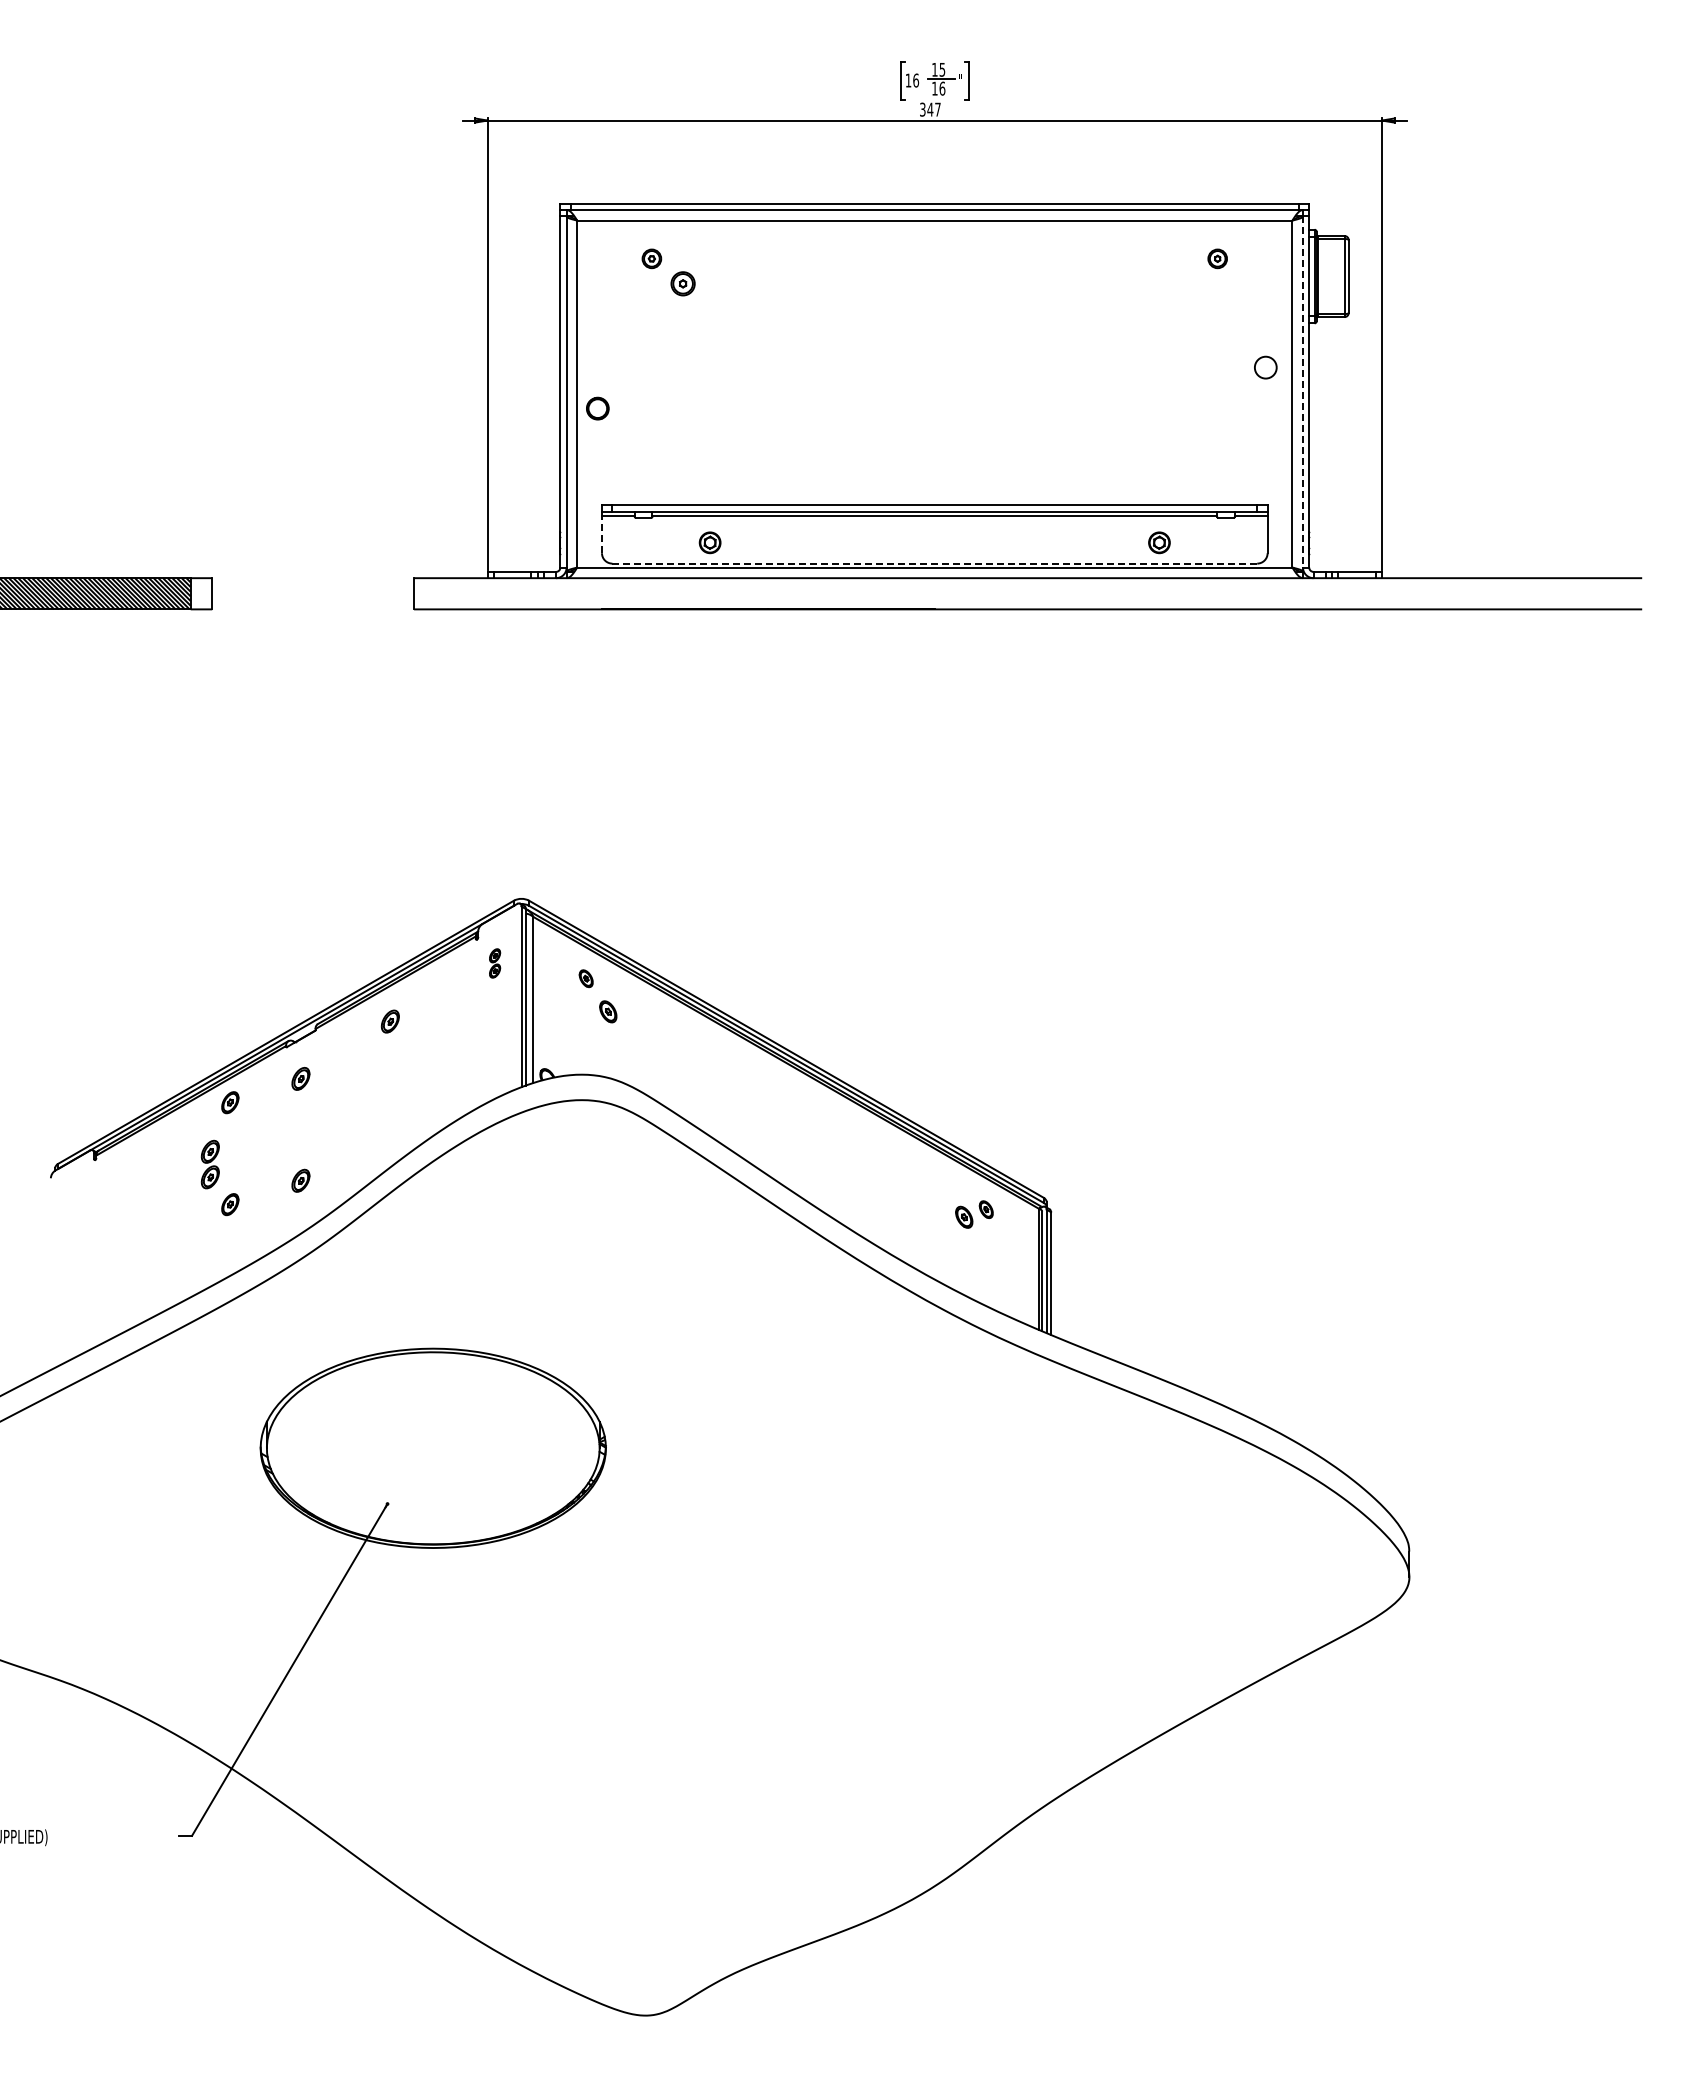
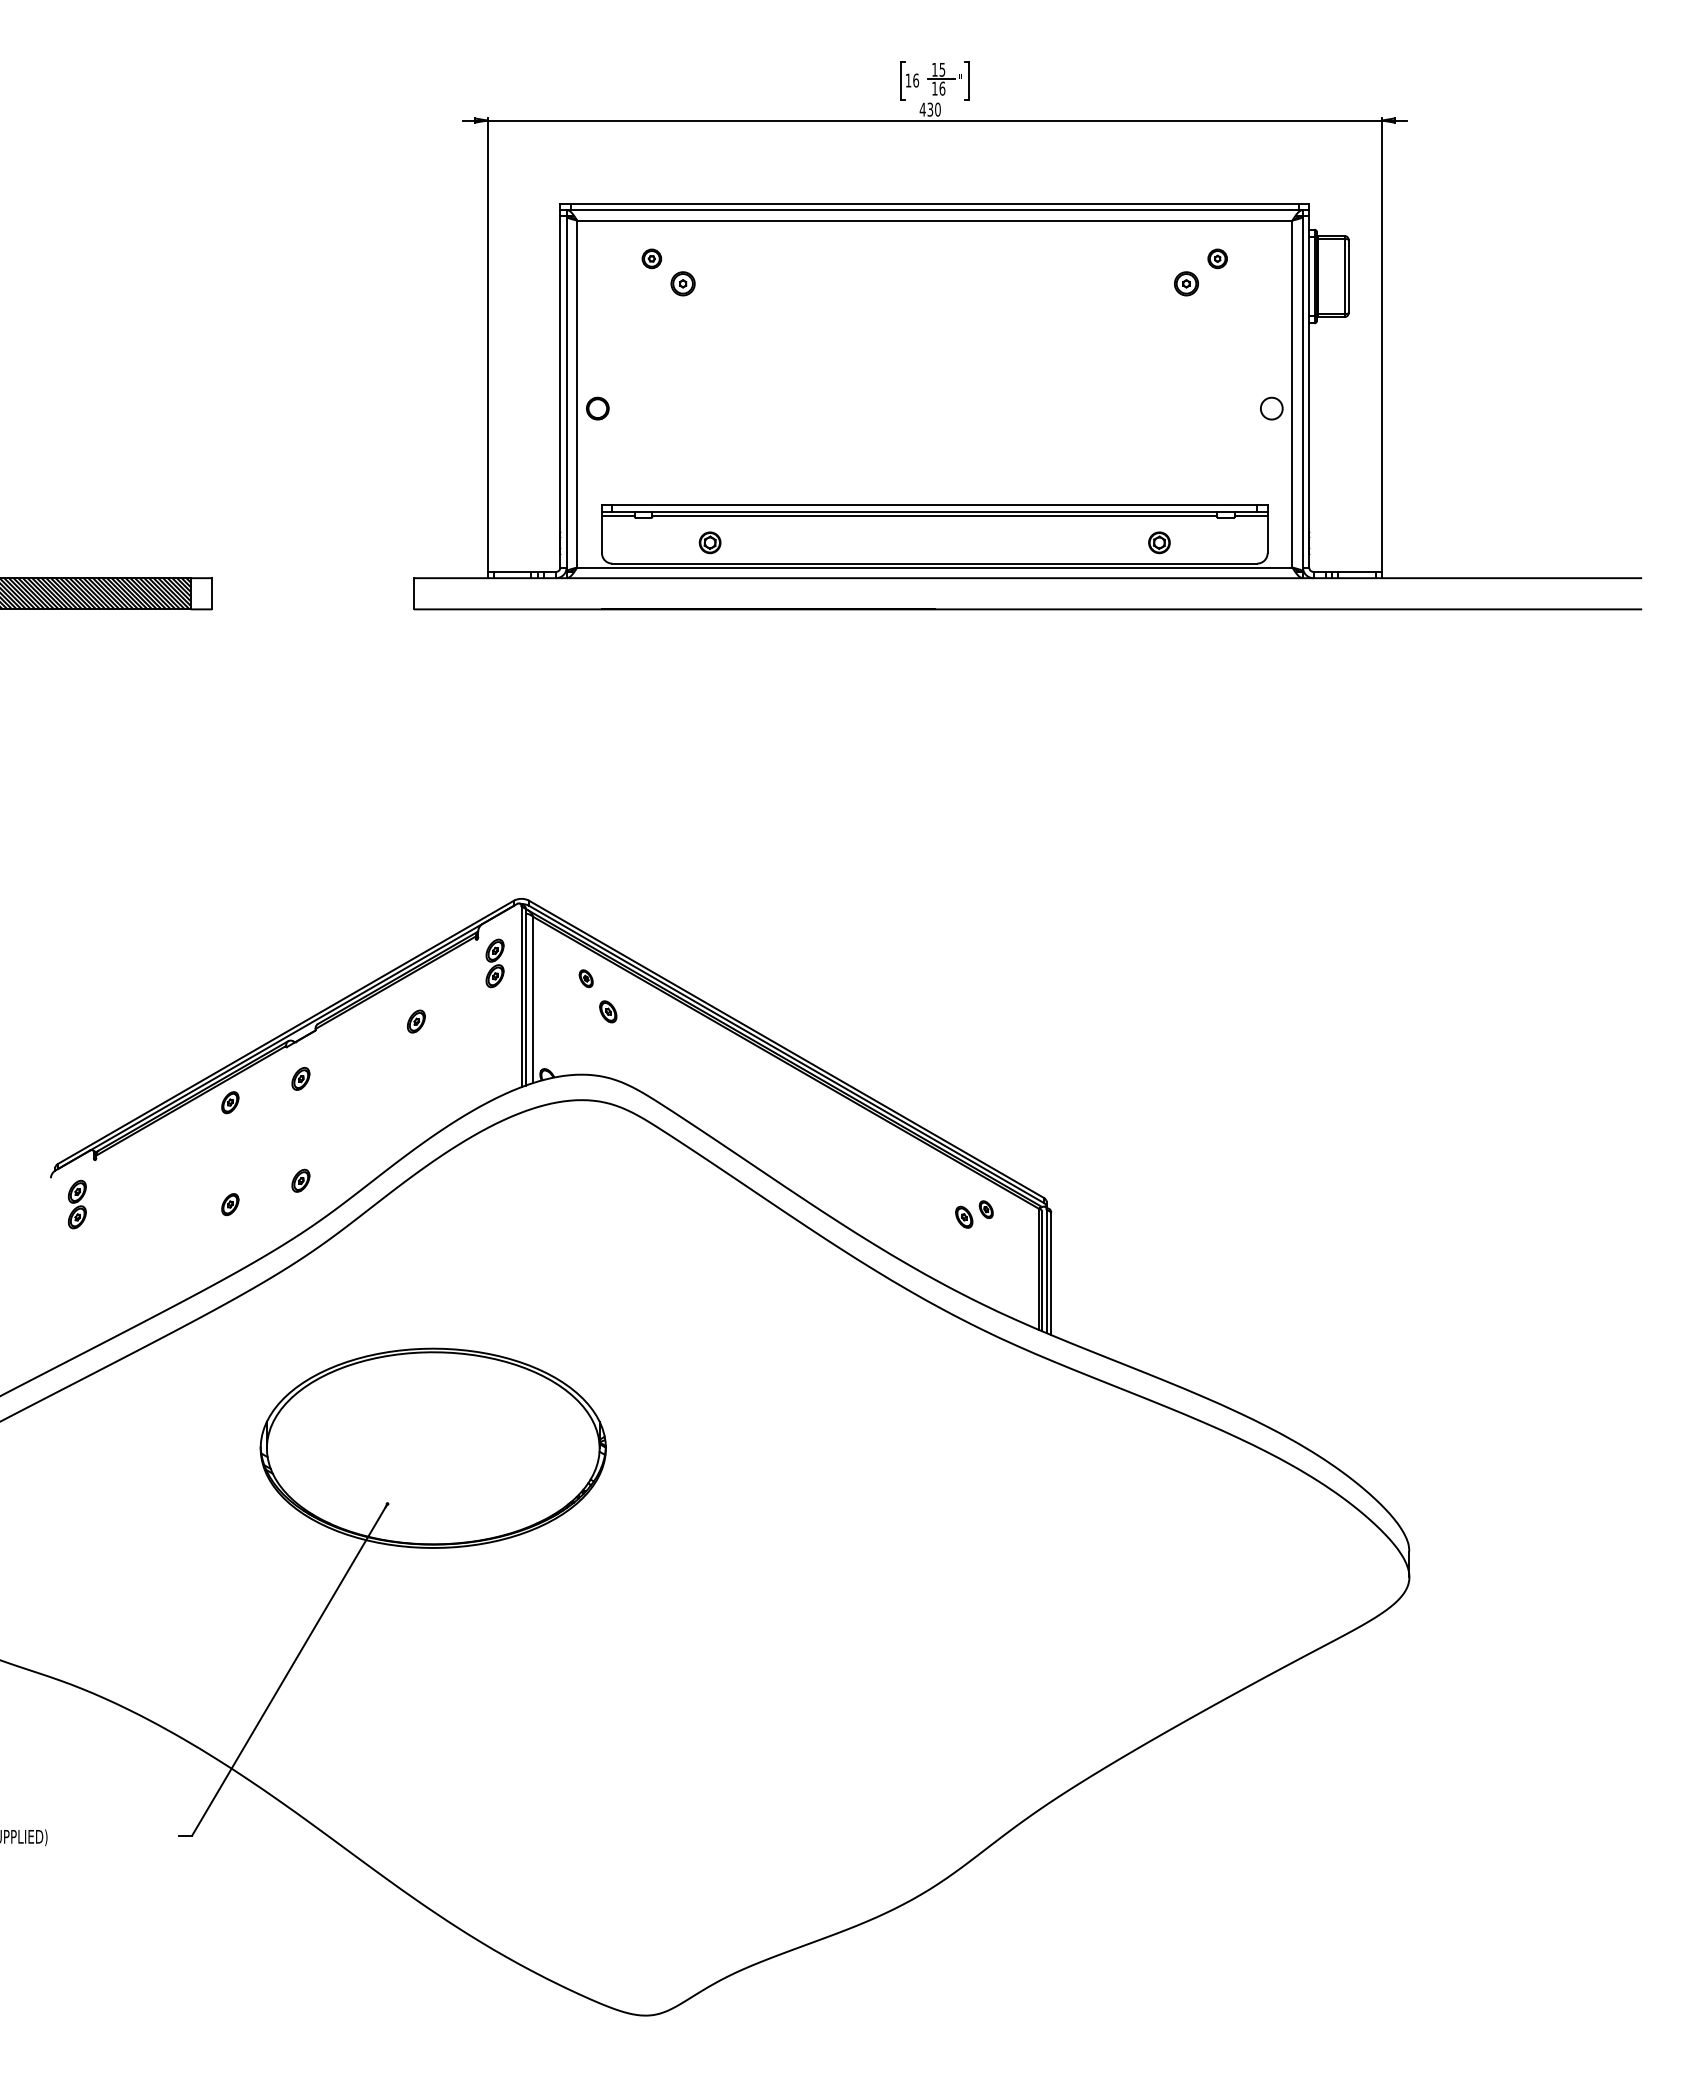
text: 347 -> 430 (929, 109)
part: none -> present (1186, 283)
circle position: (1265, 367) -> (1271, 408) (1271, 408)
line: dashed -> solid (1302, 391)
line: dashed -> solid (601, 534)
line: dashed -> solid (934, 563)
part size: 13x31 px -> 20x51 px (494, 963)
part position: (389, 1021) -> (415, 1021) (415, 1021)
part position: (209, 1164) -> (76, 1204) (76, 1204)
